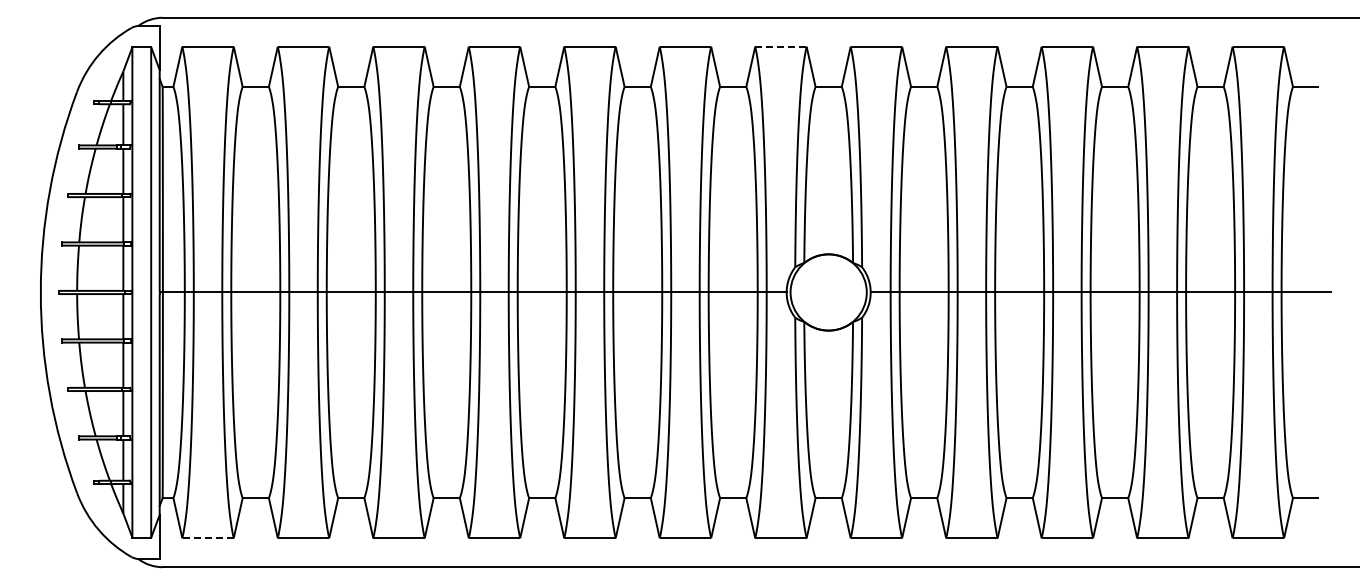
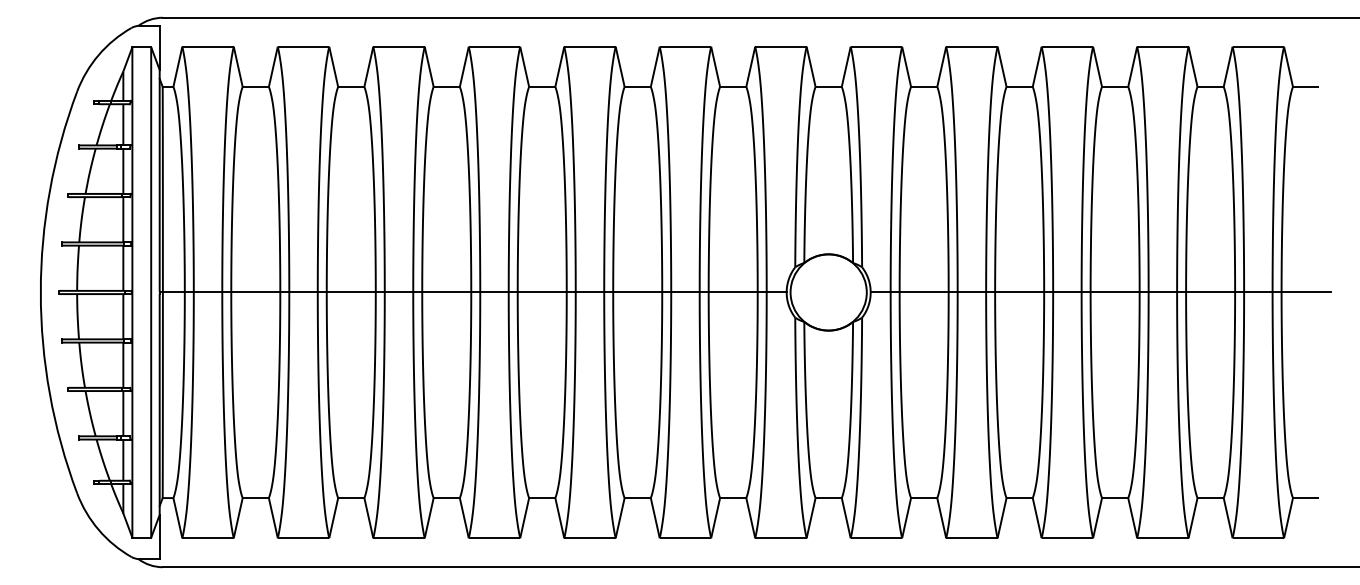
line: dashed -> solid (781, 46)
line: dashed -> solid (208, 538)
